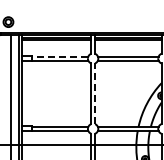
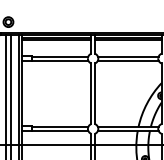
line: dashed -> solid (59, 56)
line: dashed -> solid (95, 93)
line: none -> present (6, 95)
